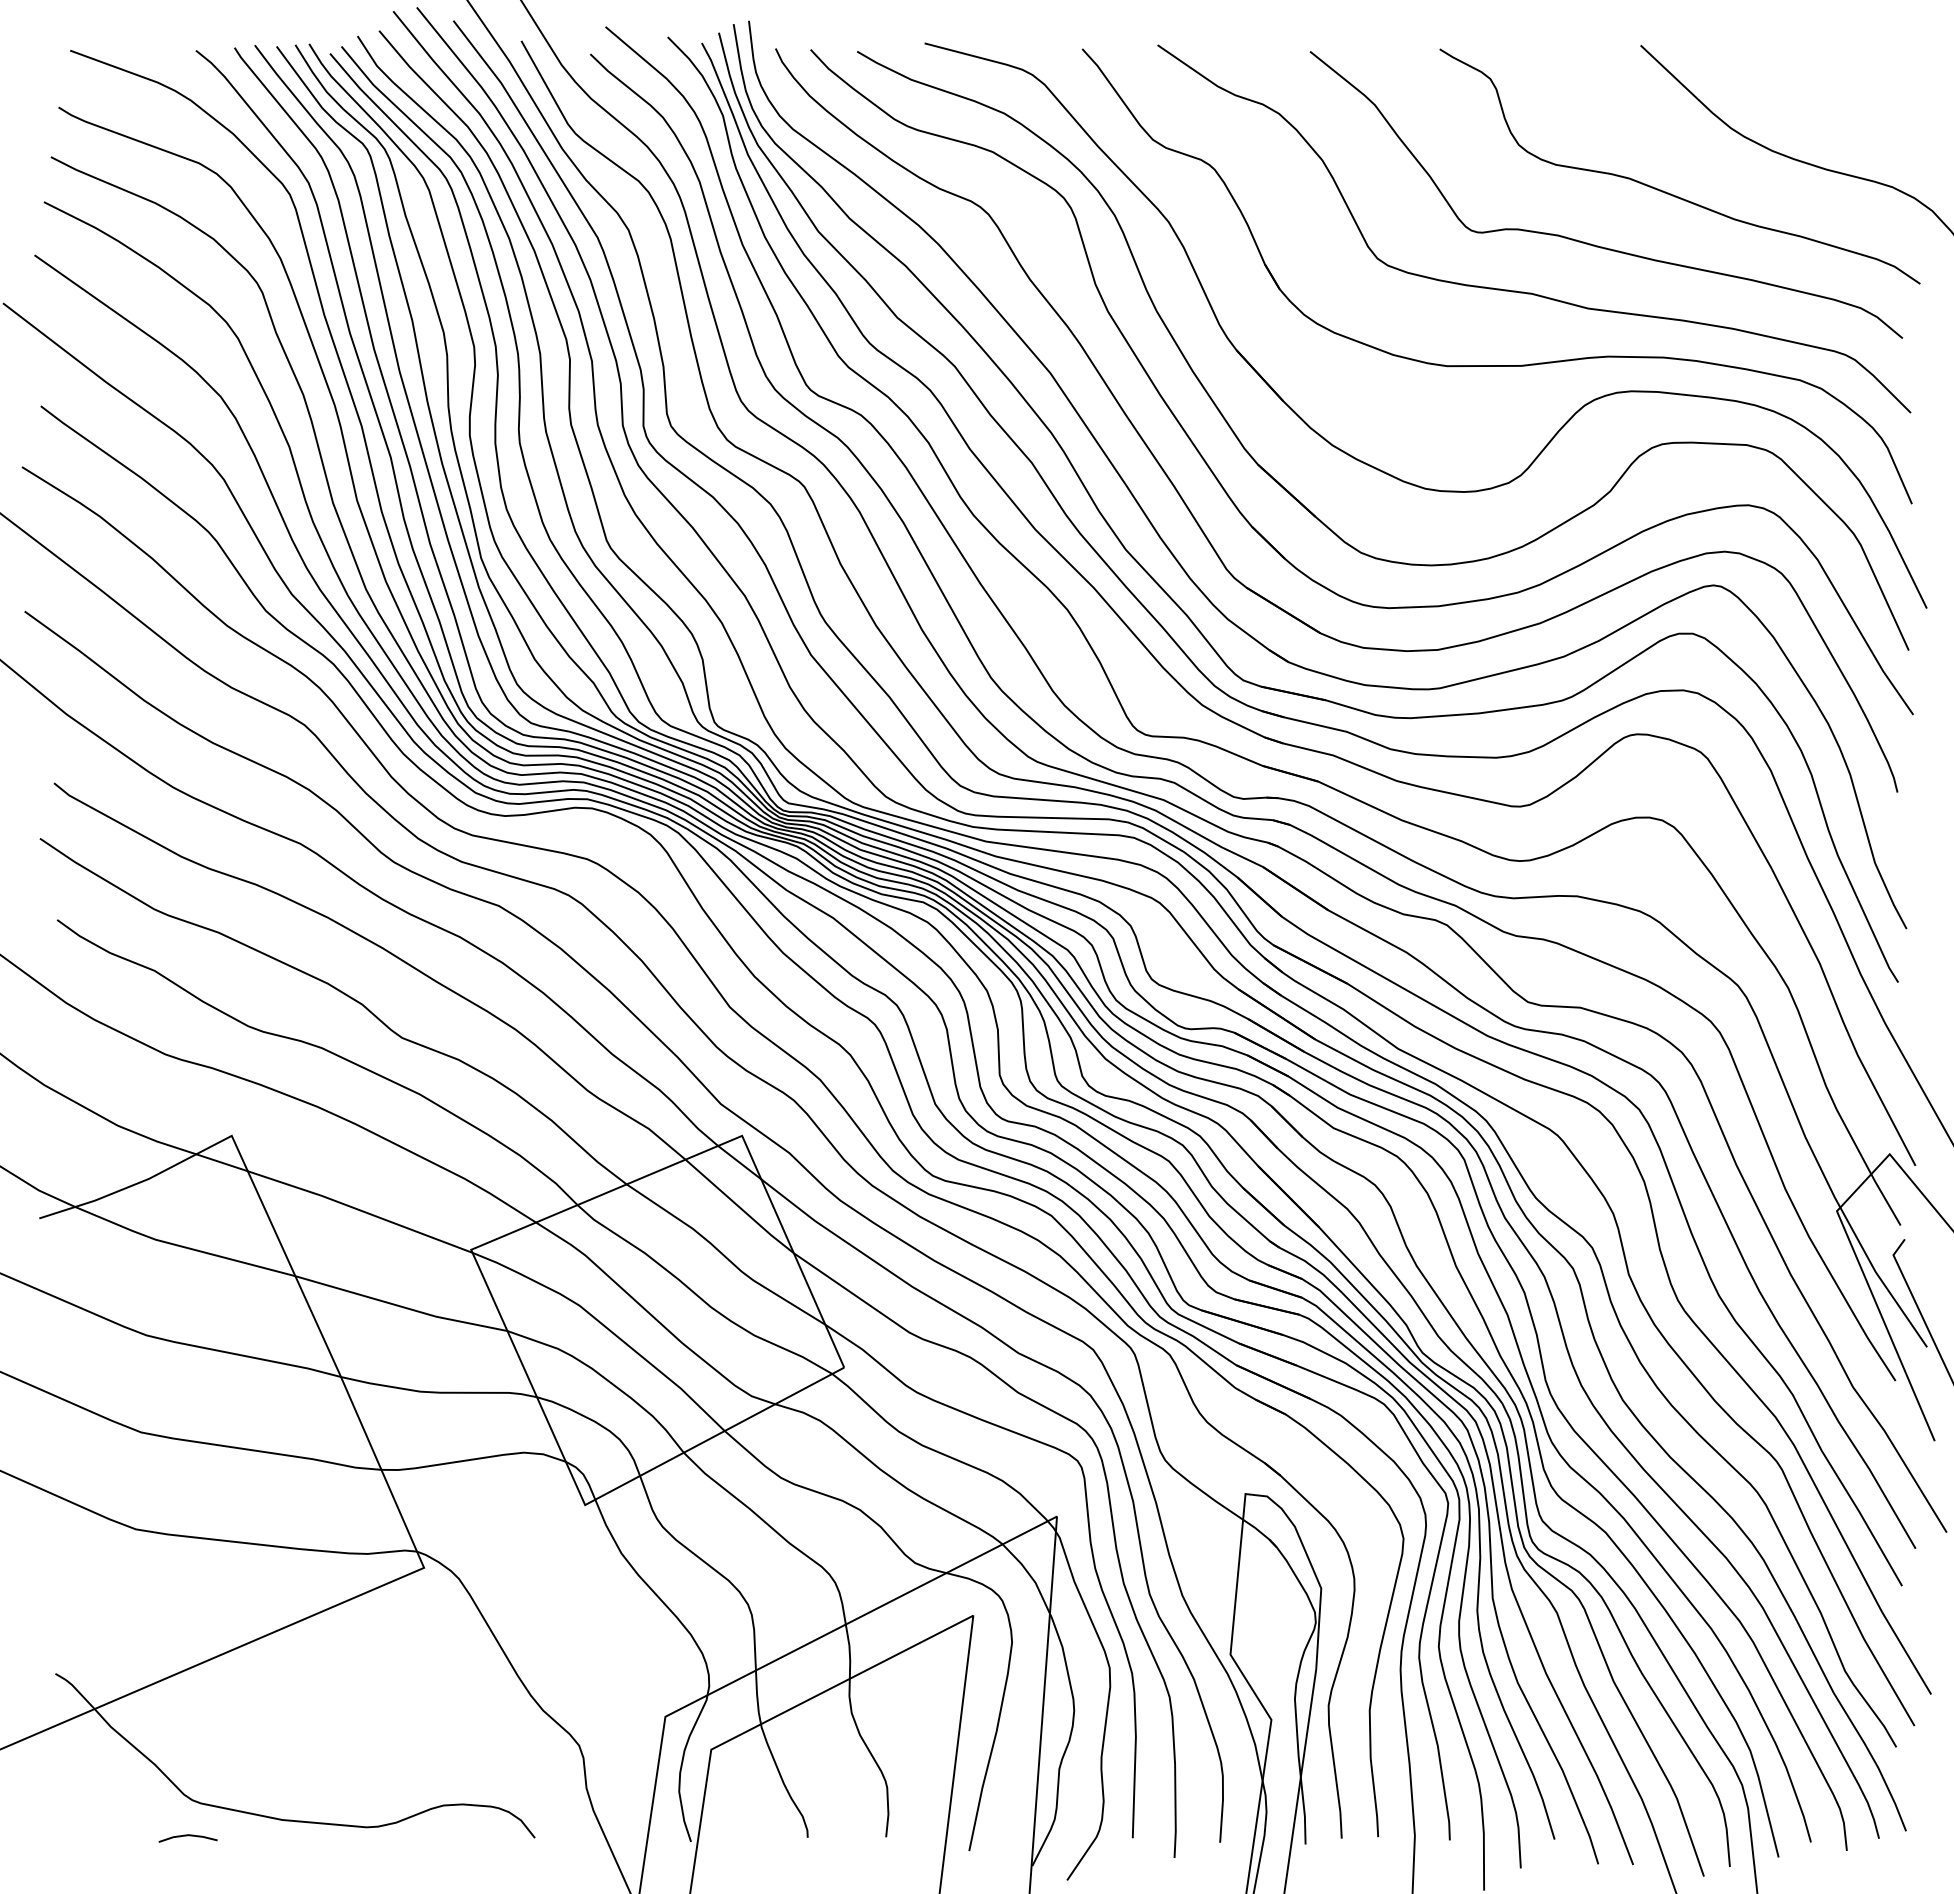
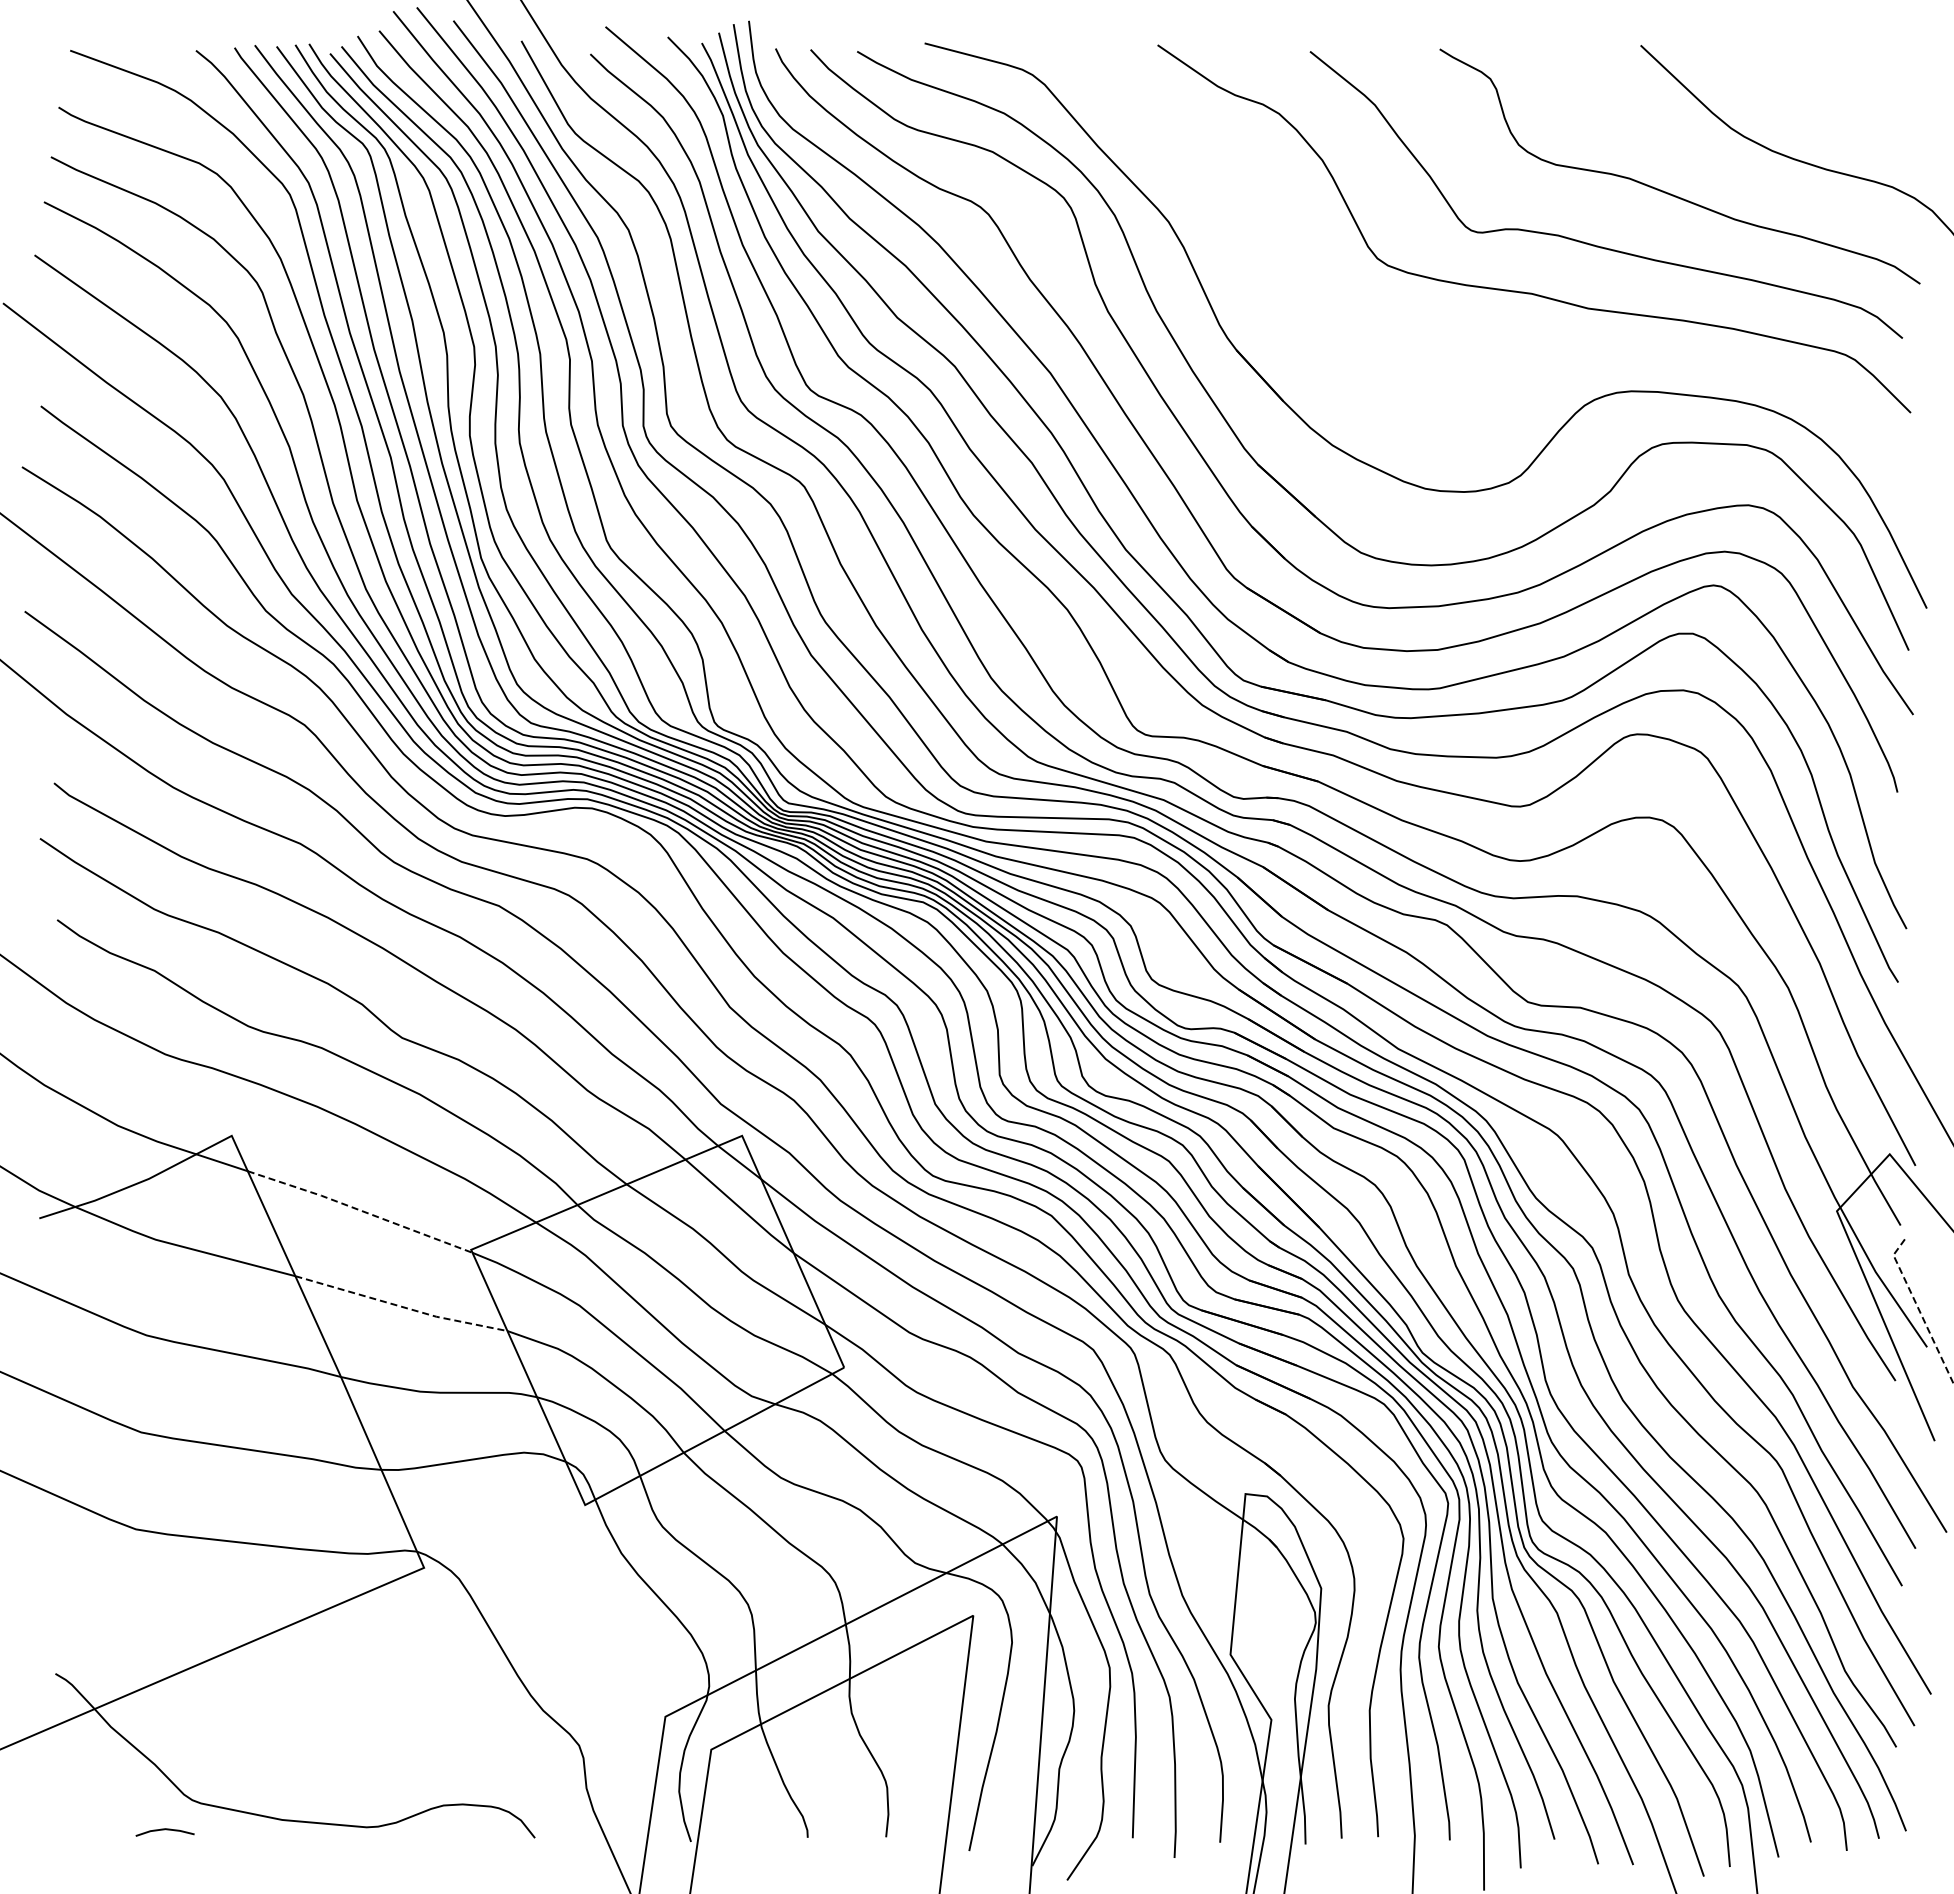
part: present -> none (1496, 365)
line: solid -> dashed (360, 1210)
line: solid -> dashed (401, 1306)
line: solid -> dashed (1919, 1310)
line position: (187, 1836) -> (164, 1830) (164, 1830)
